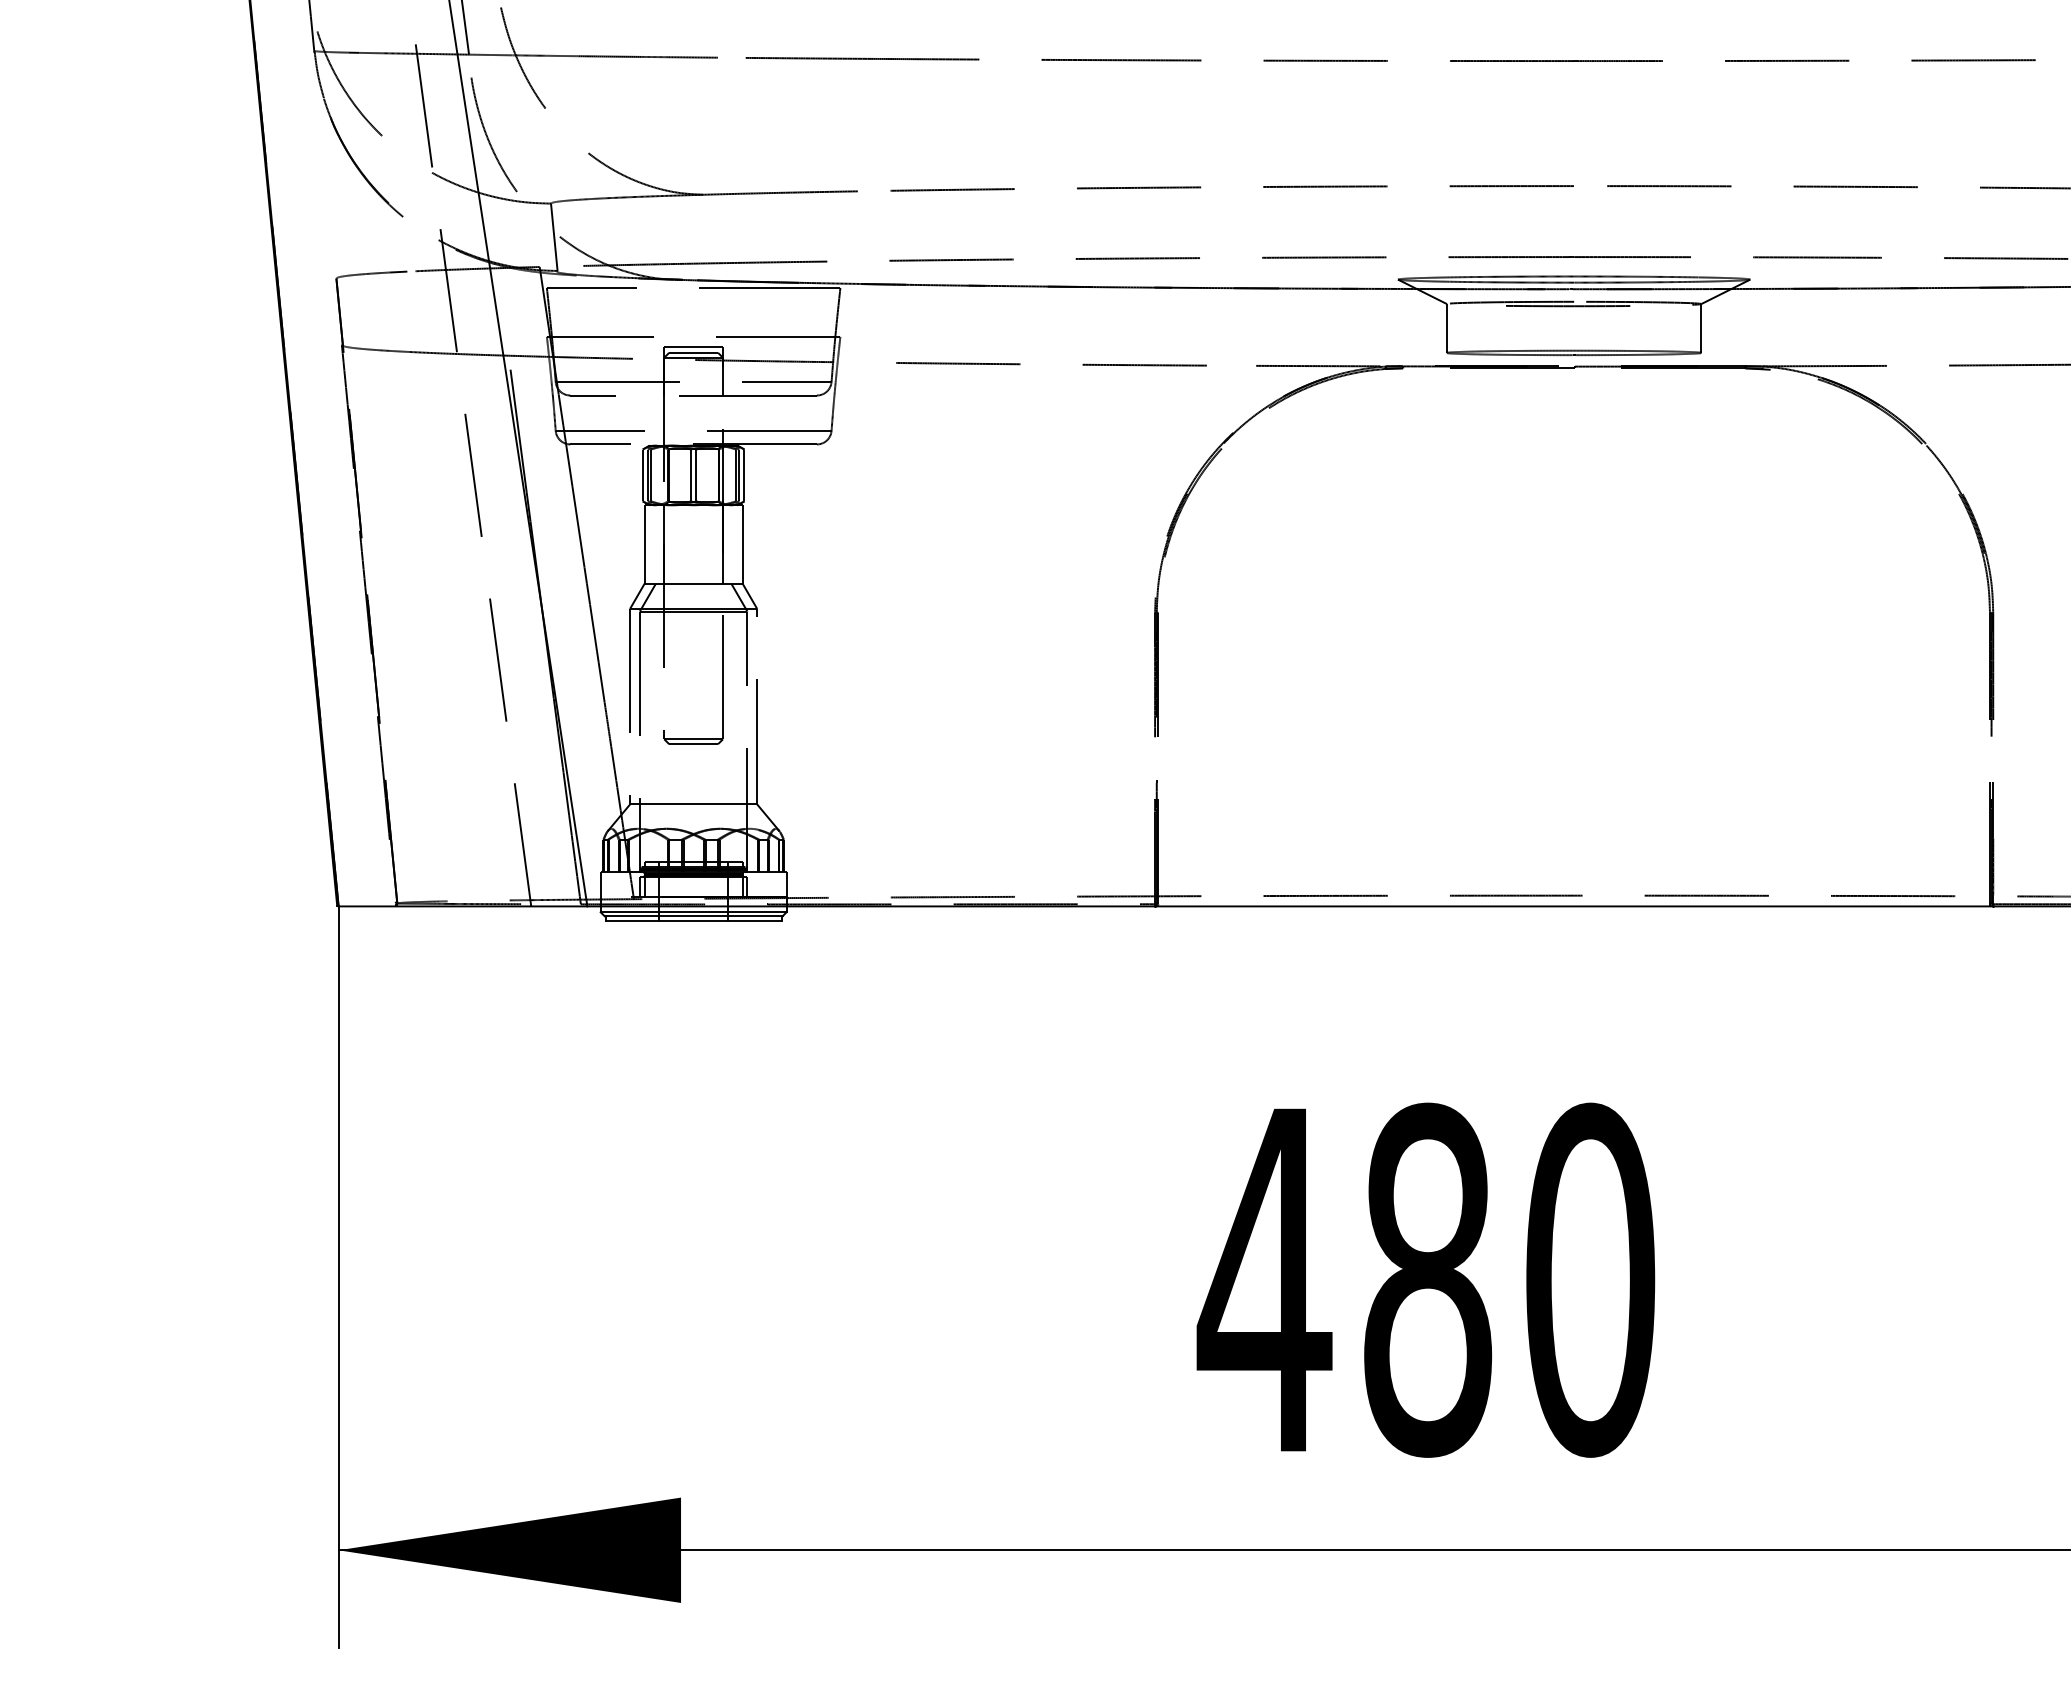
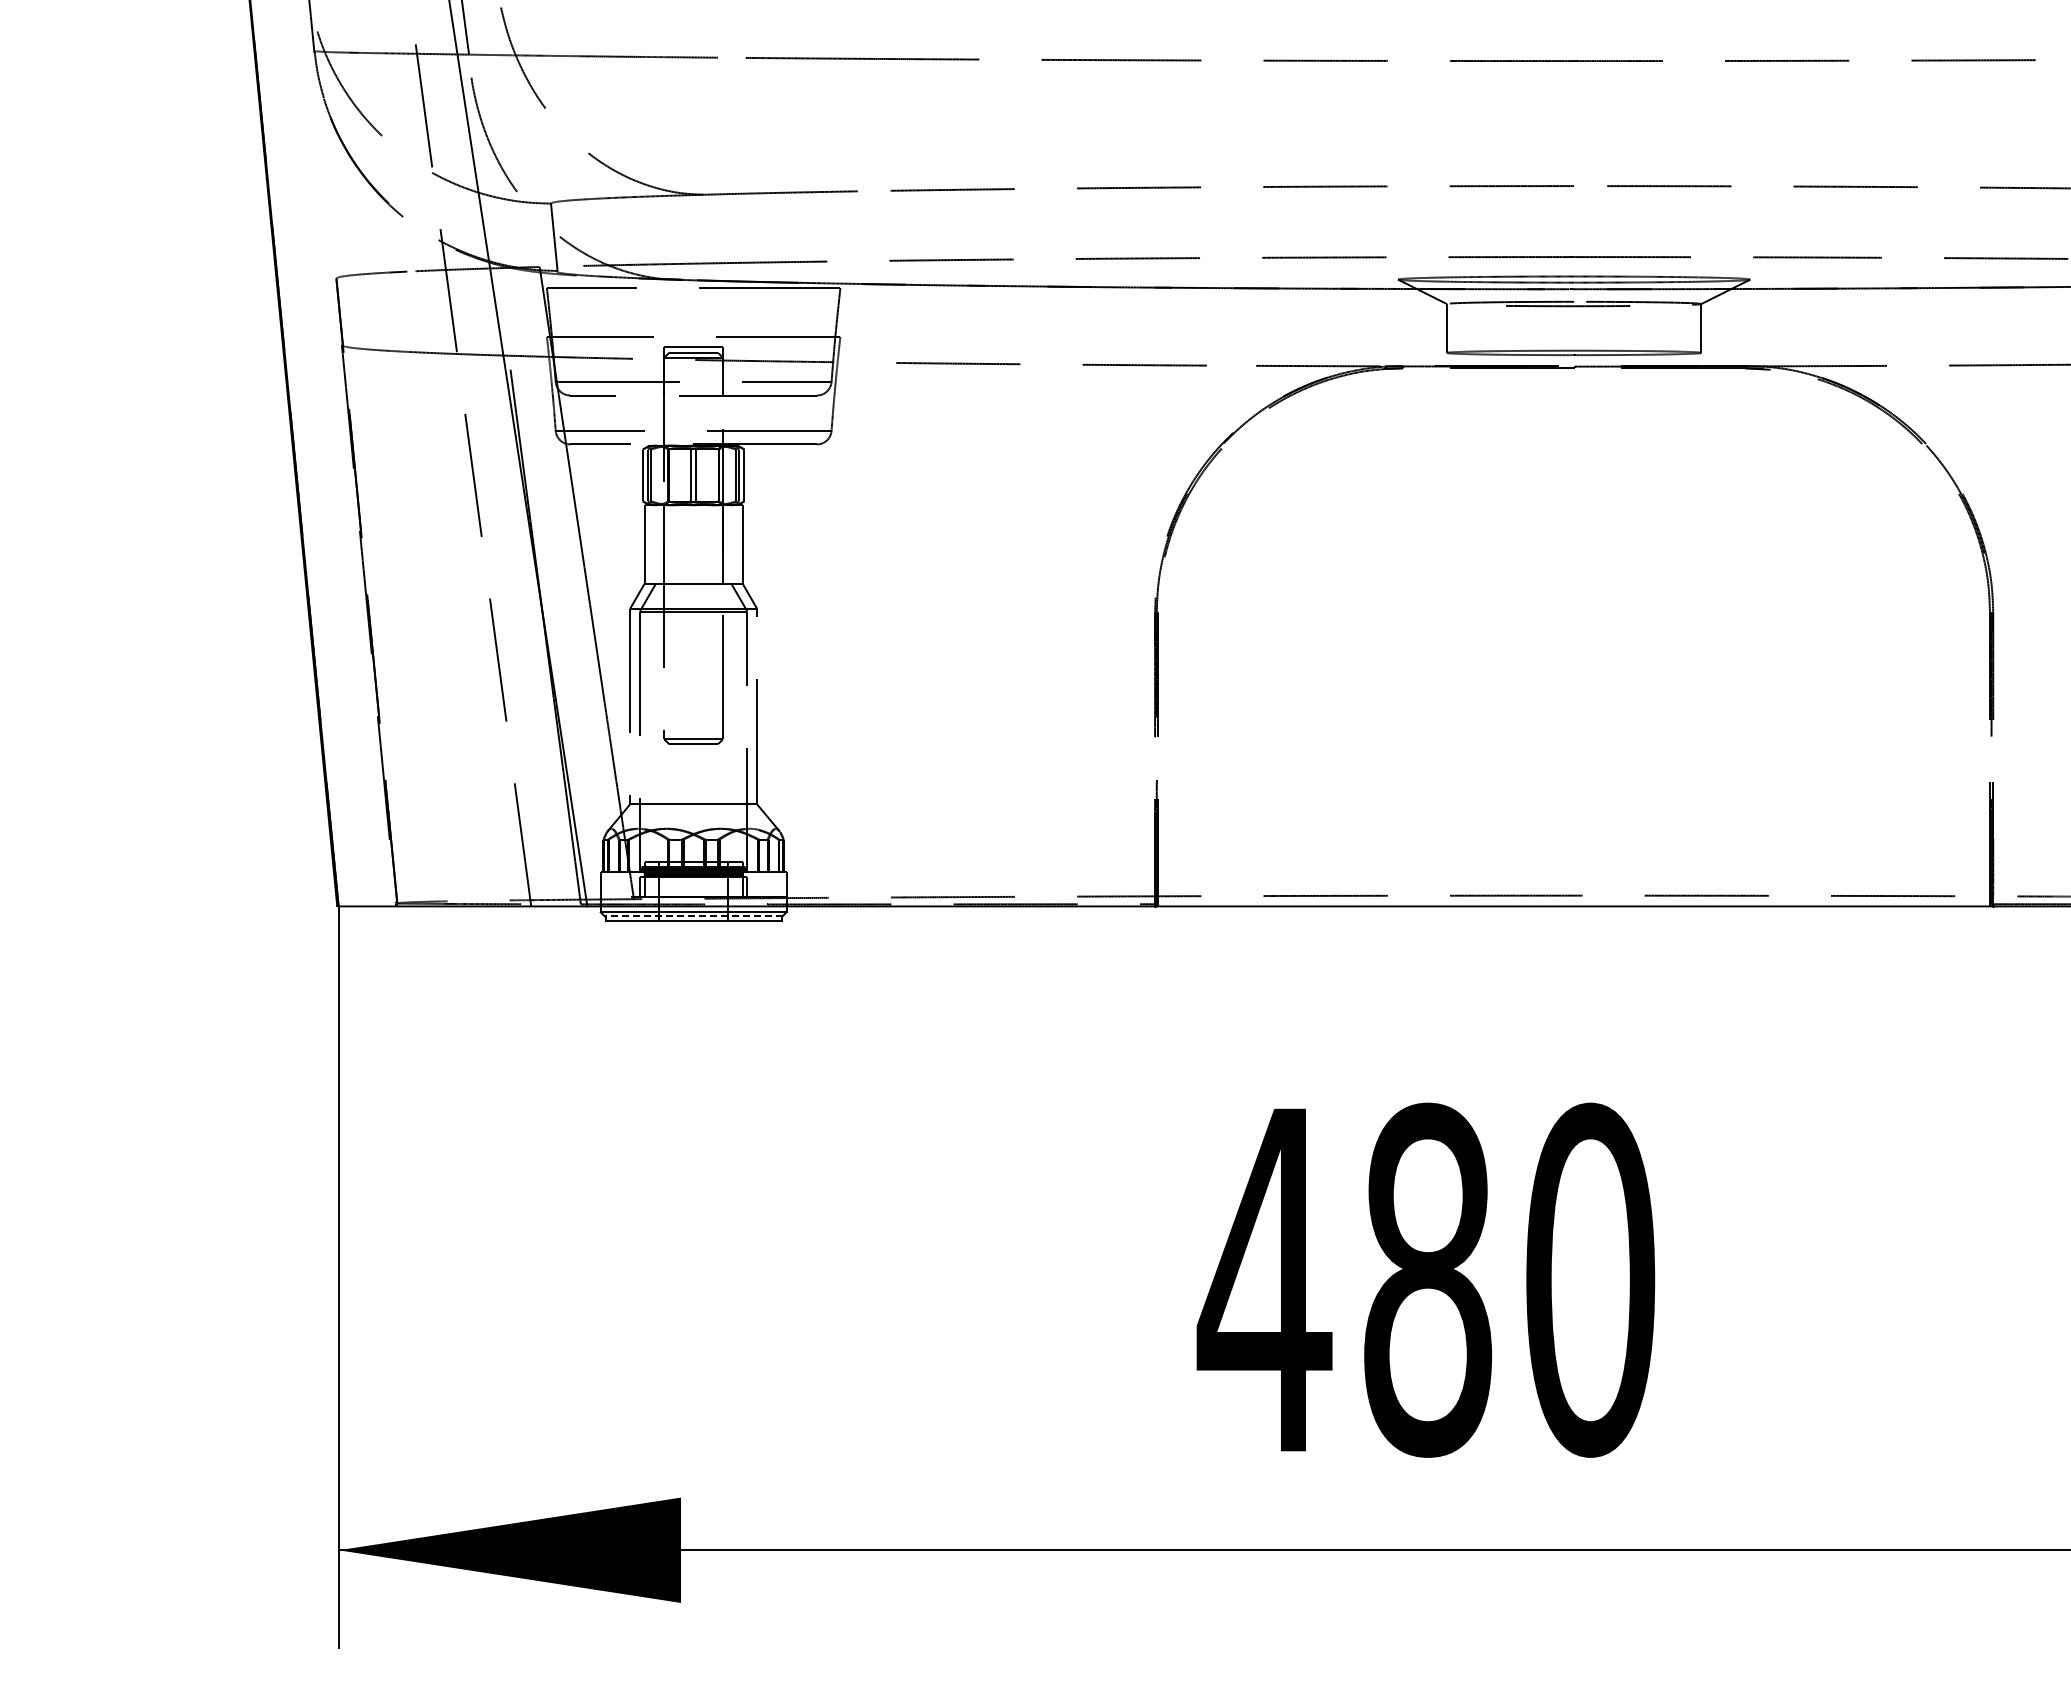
line: solid -> dashed (693, 916)
